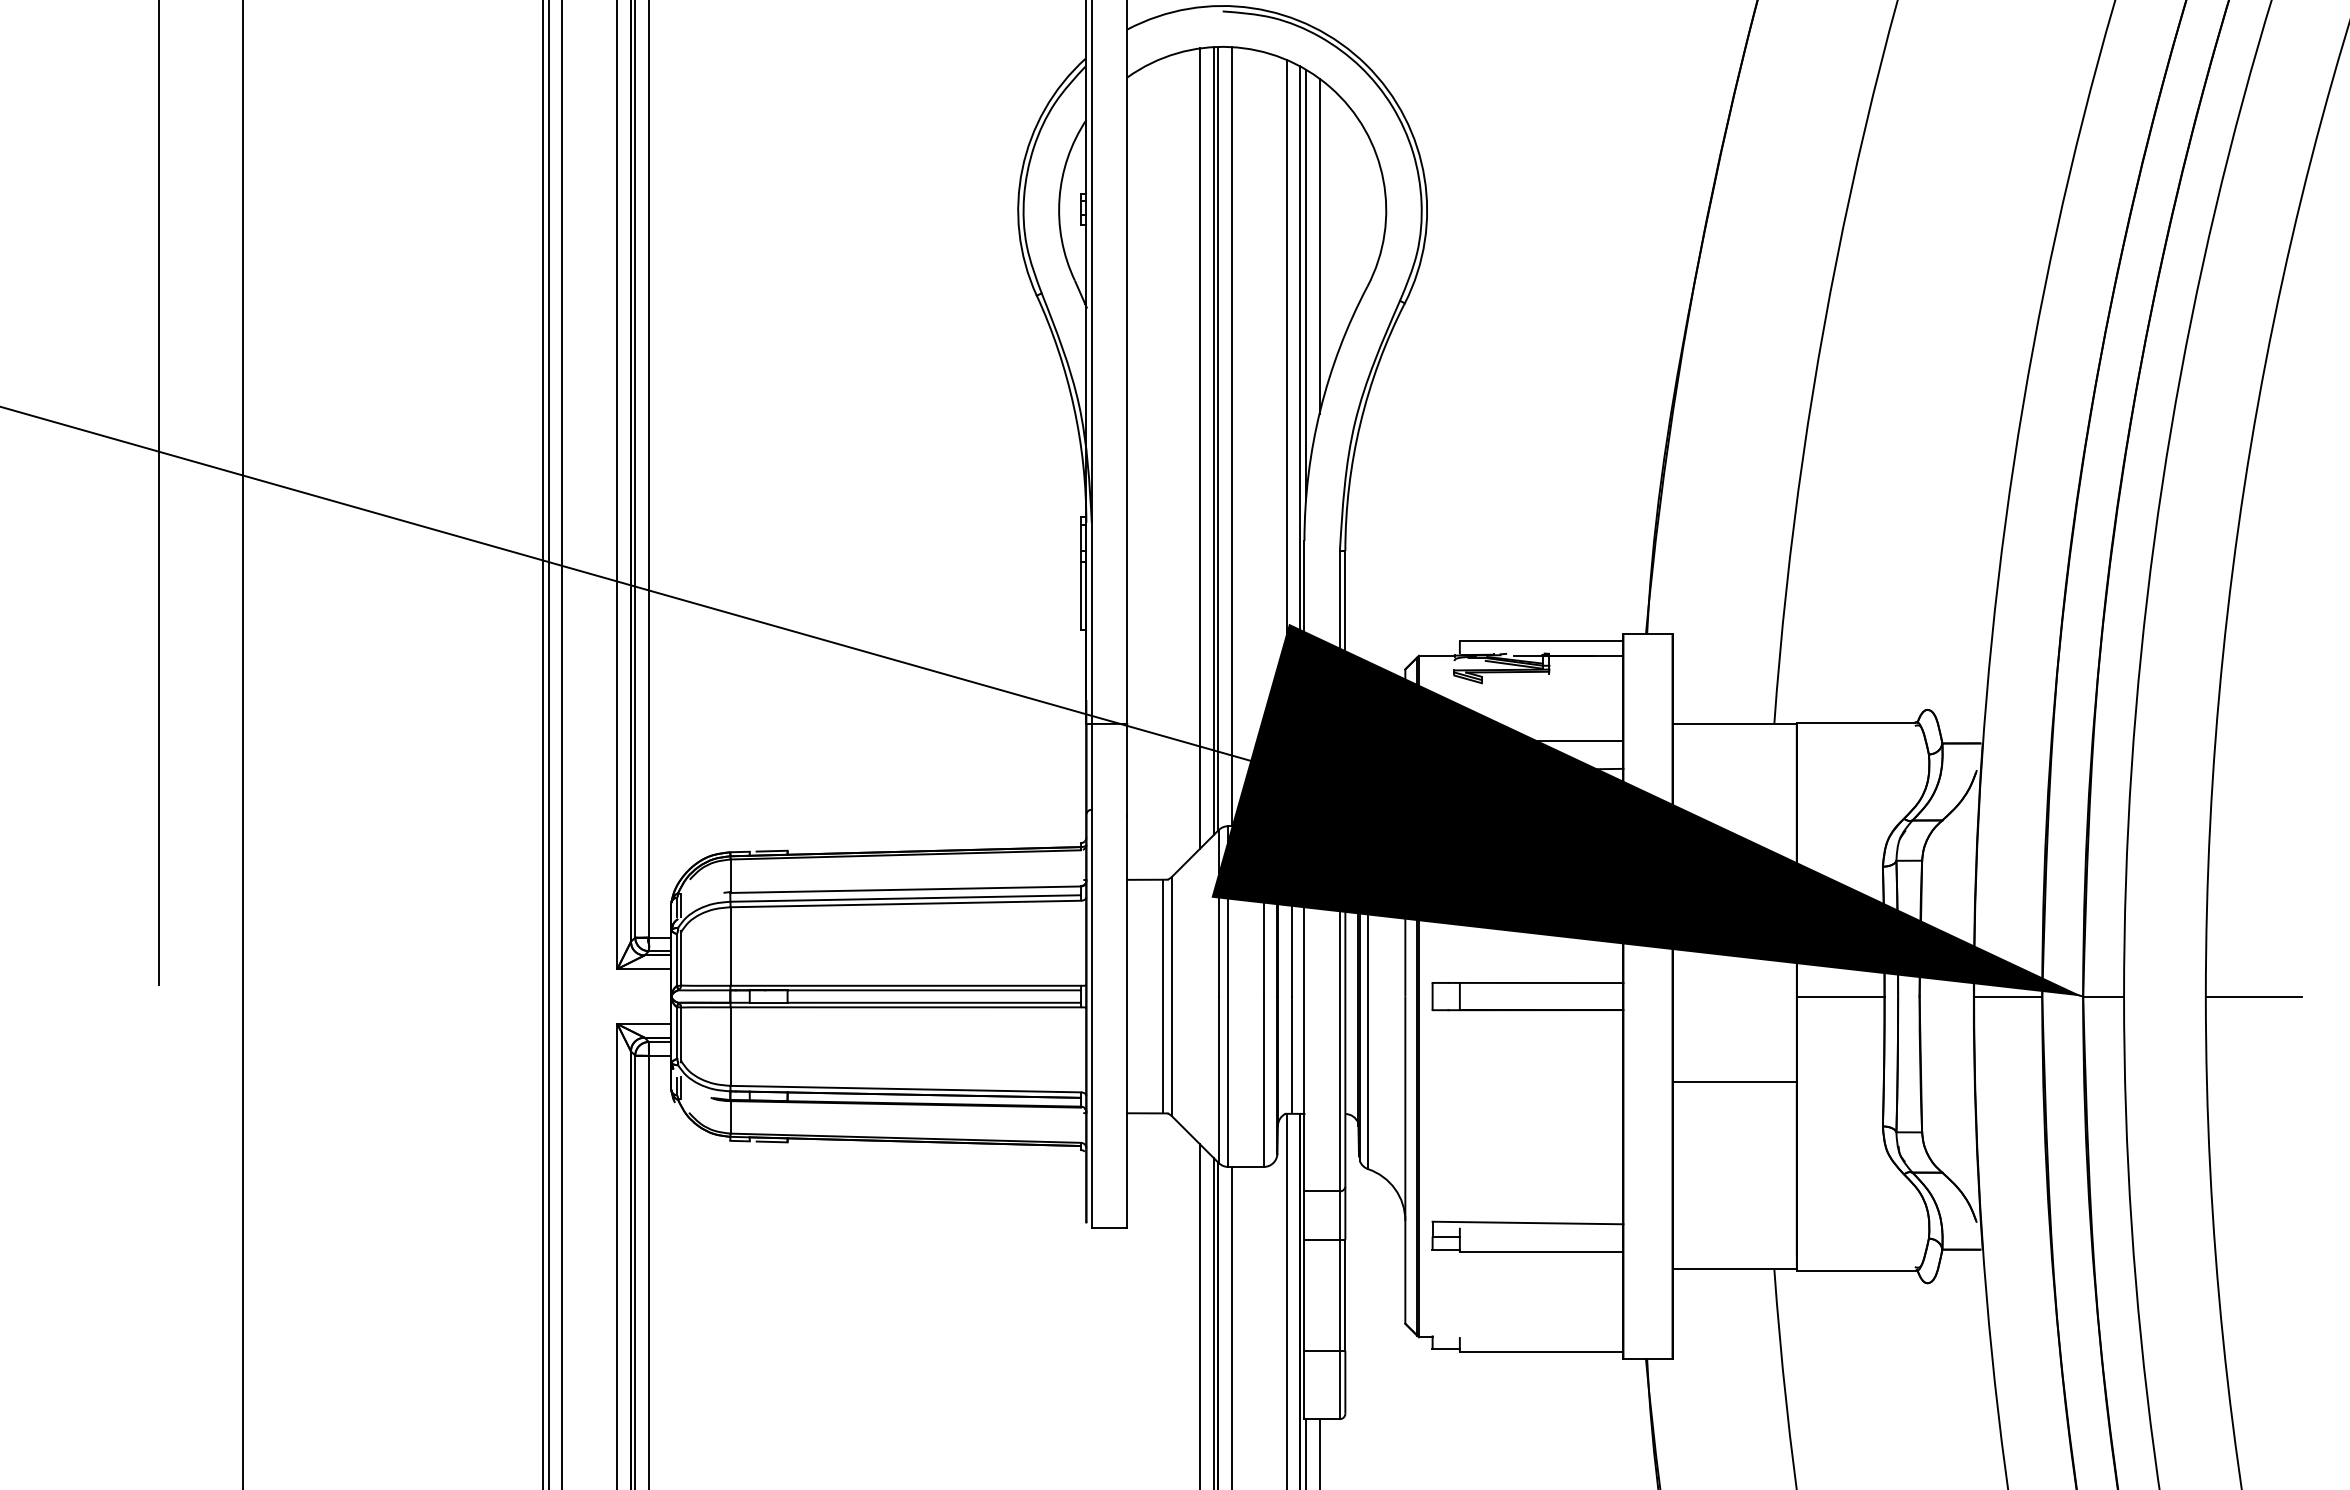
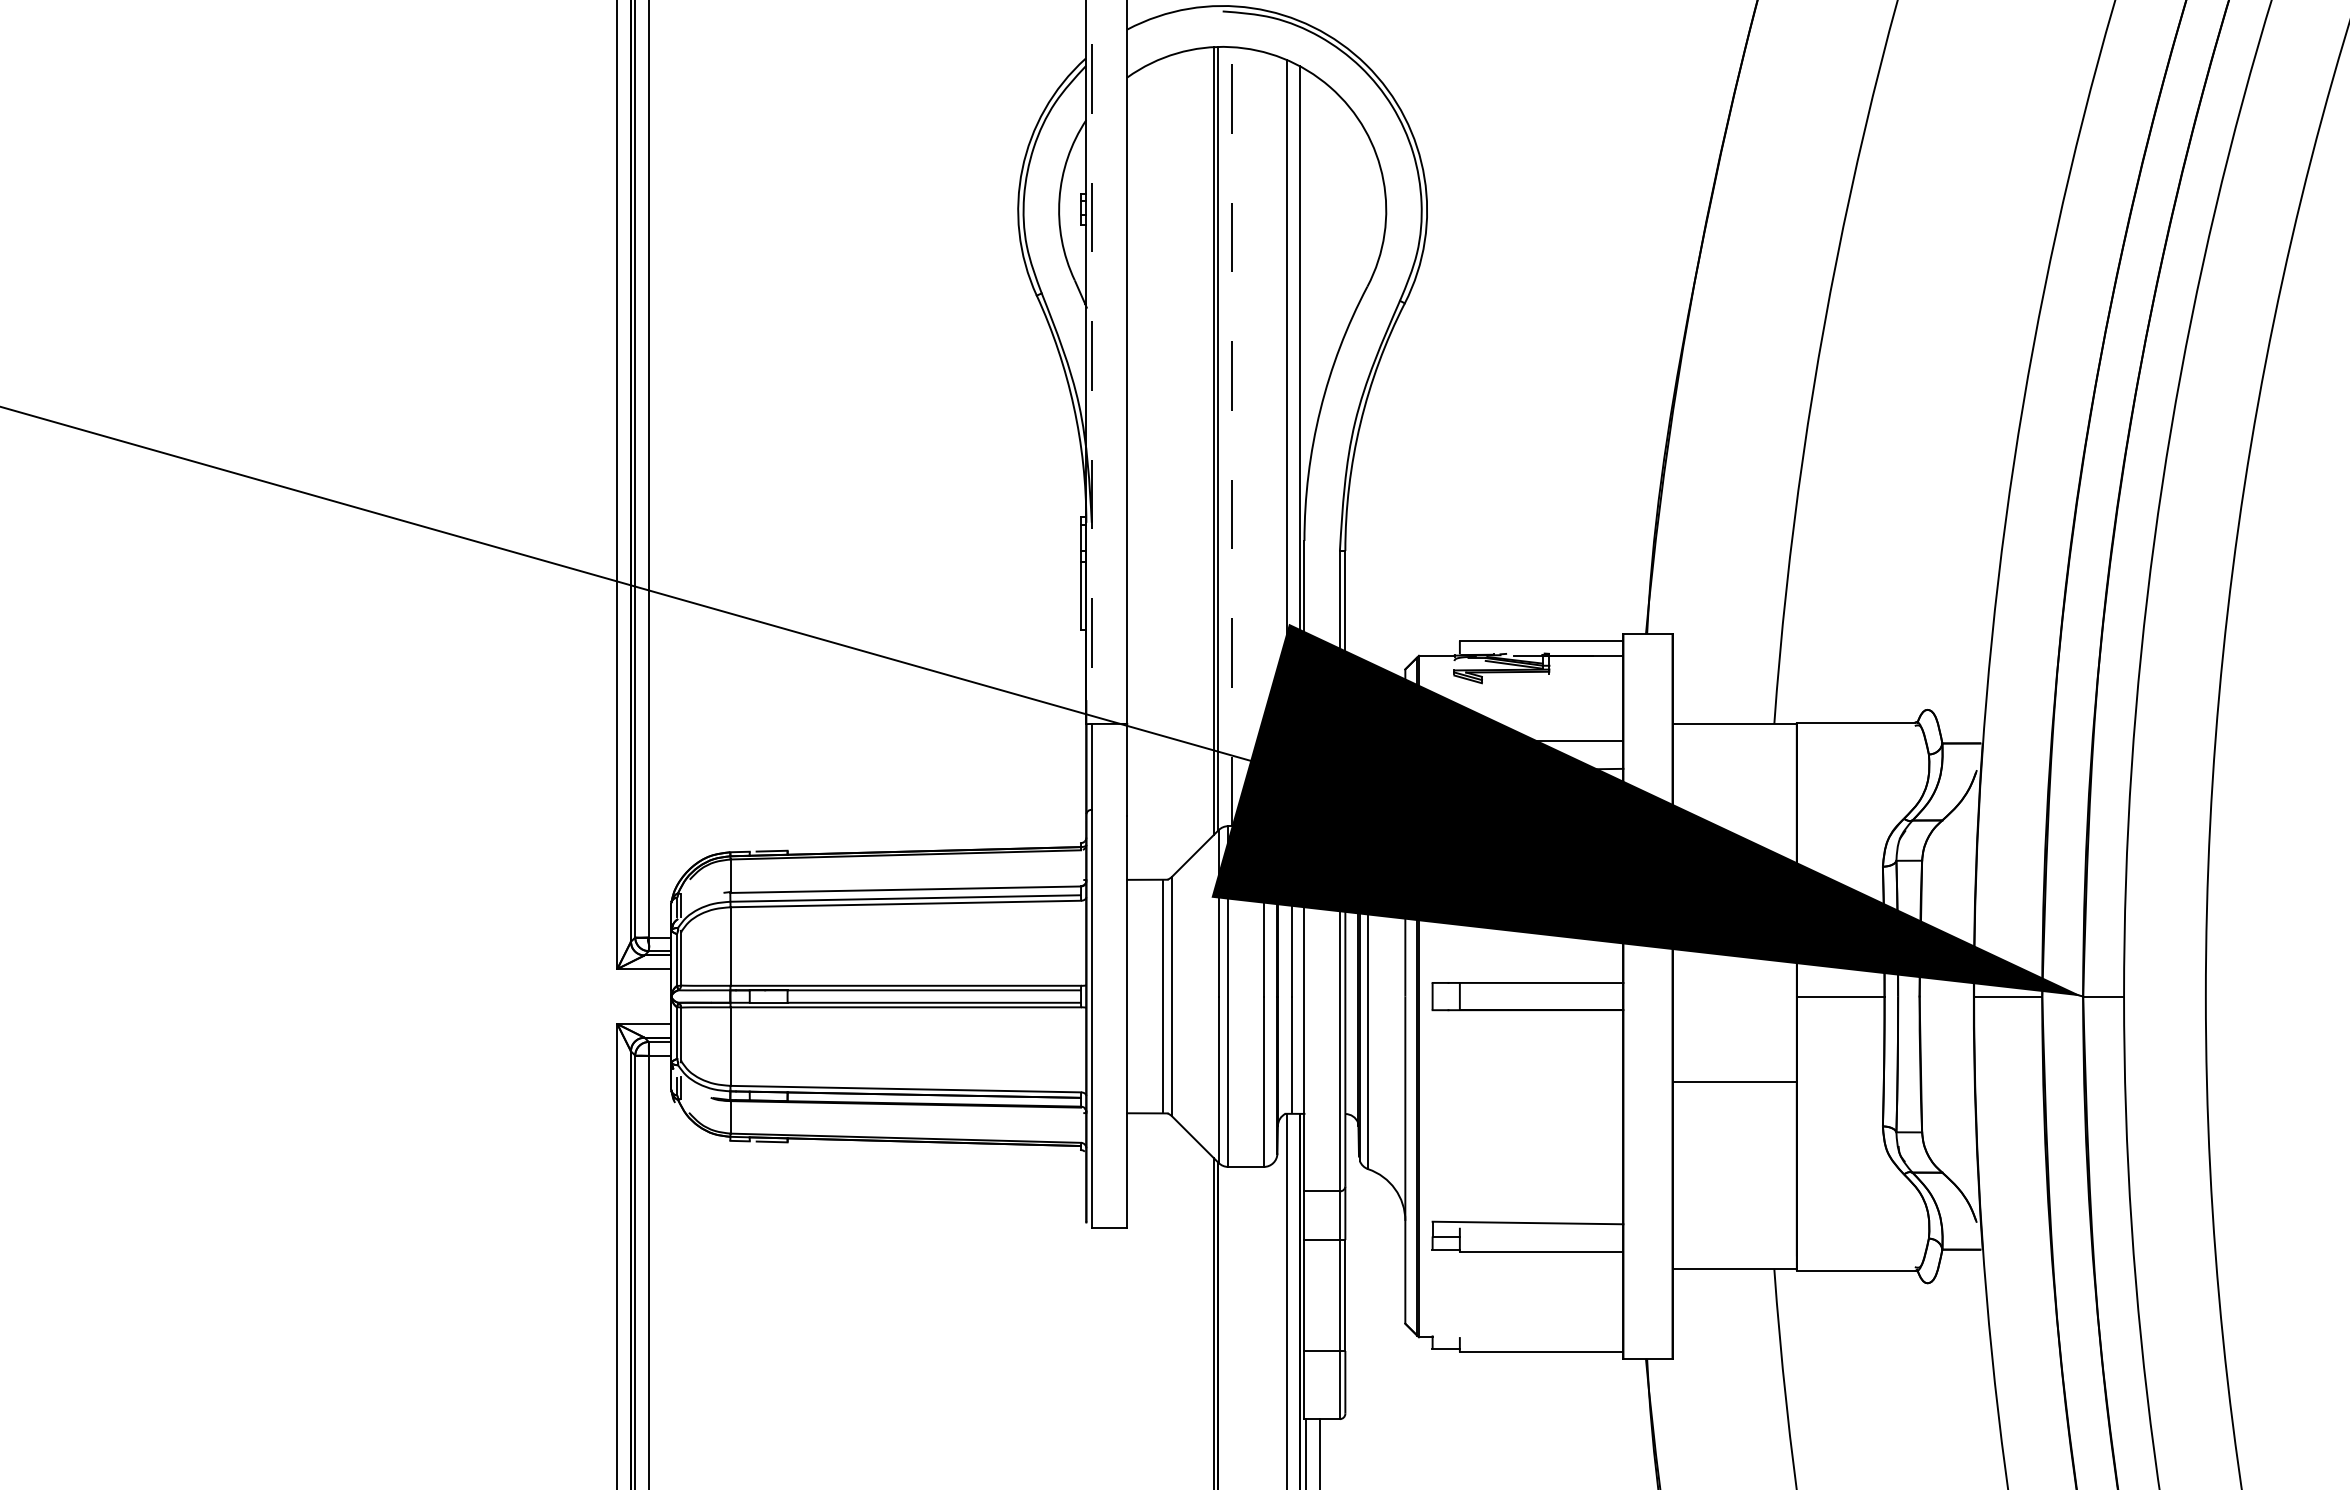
line: present -> none (1319, 245)
line: present -> none (1305, 285)
line: solid -> dashed (1091, 362)
line: solid -> dashed (1231, 436)
line: present -> none (1200, 448)
line: present -> none (159, 493)
line: present -> none (242, 744)
line: present -> none (542, 744)
line: present -> none (548, 744)
line: present -> none (562, 744)
line: present -> none (2253, 996)
line: present -> none (1200, 1315)
line: present -> none (1231, 1326)
